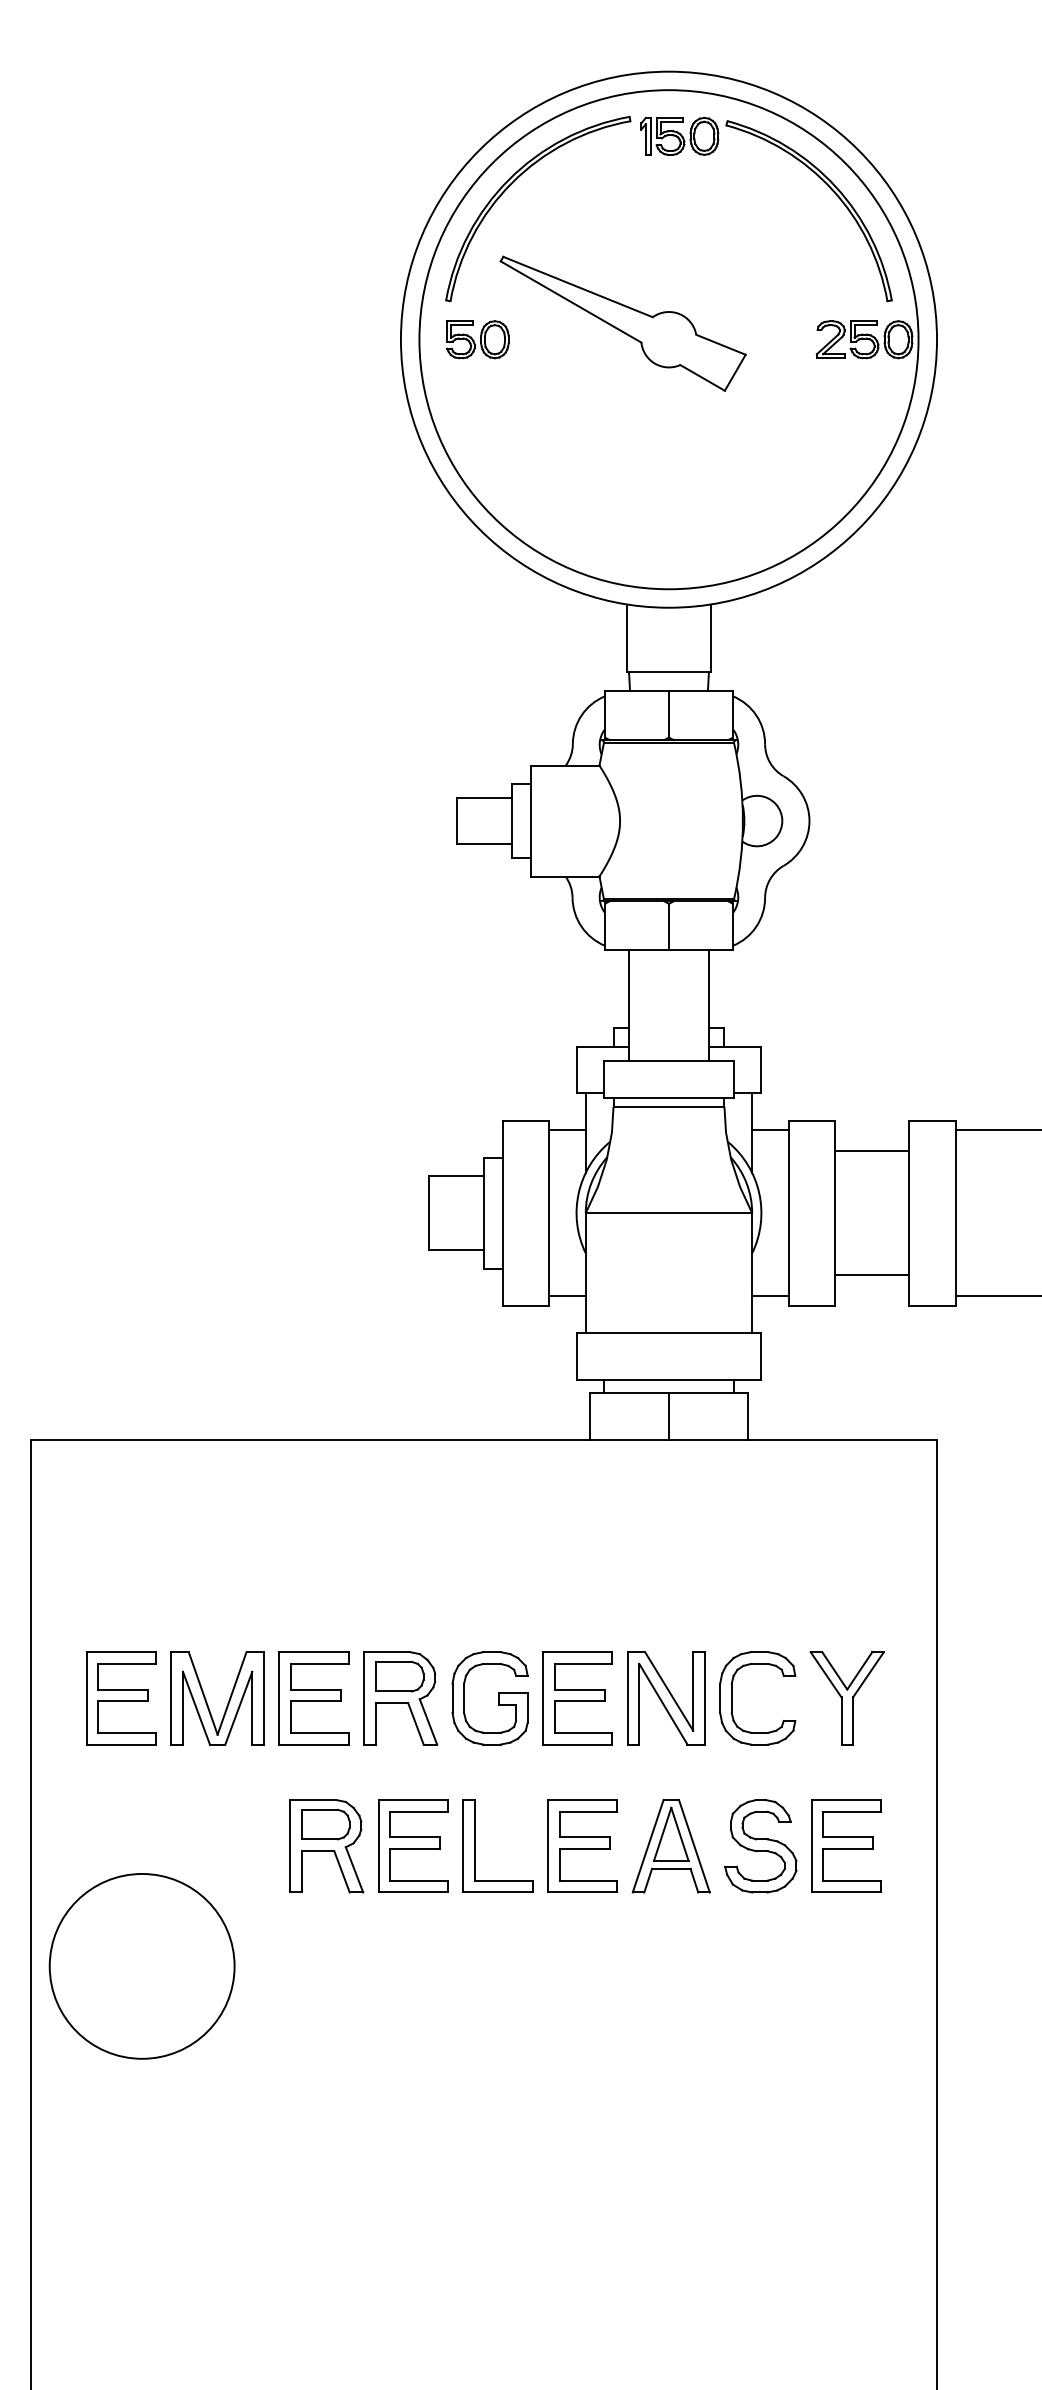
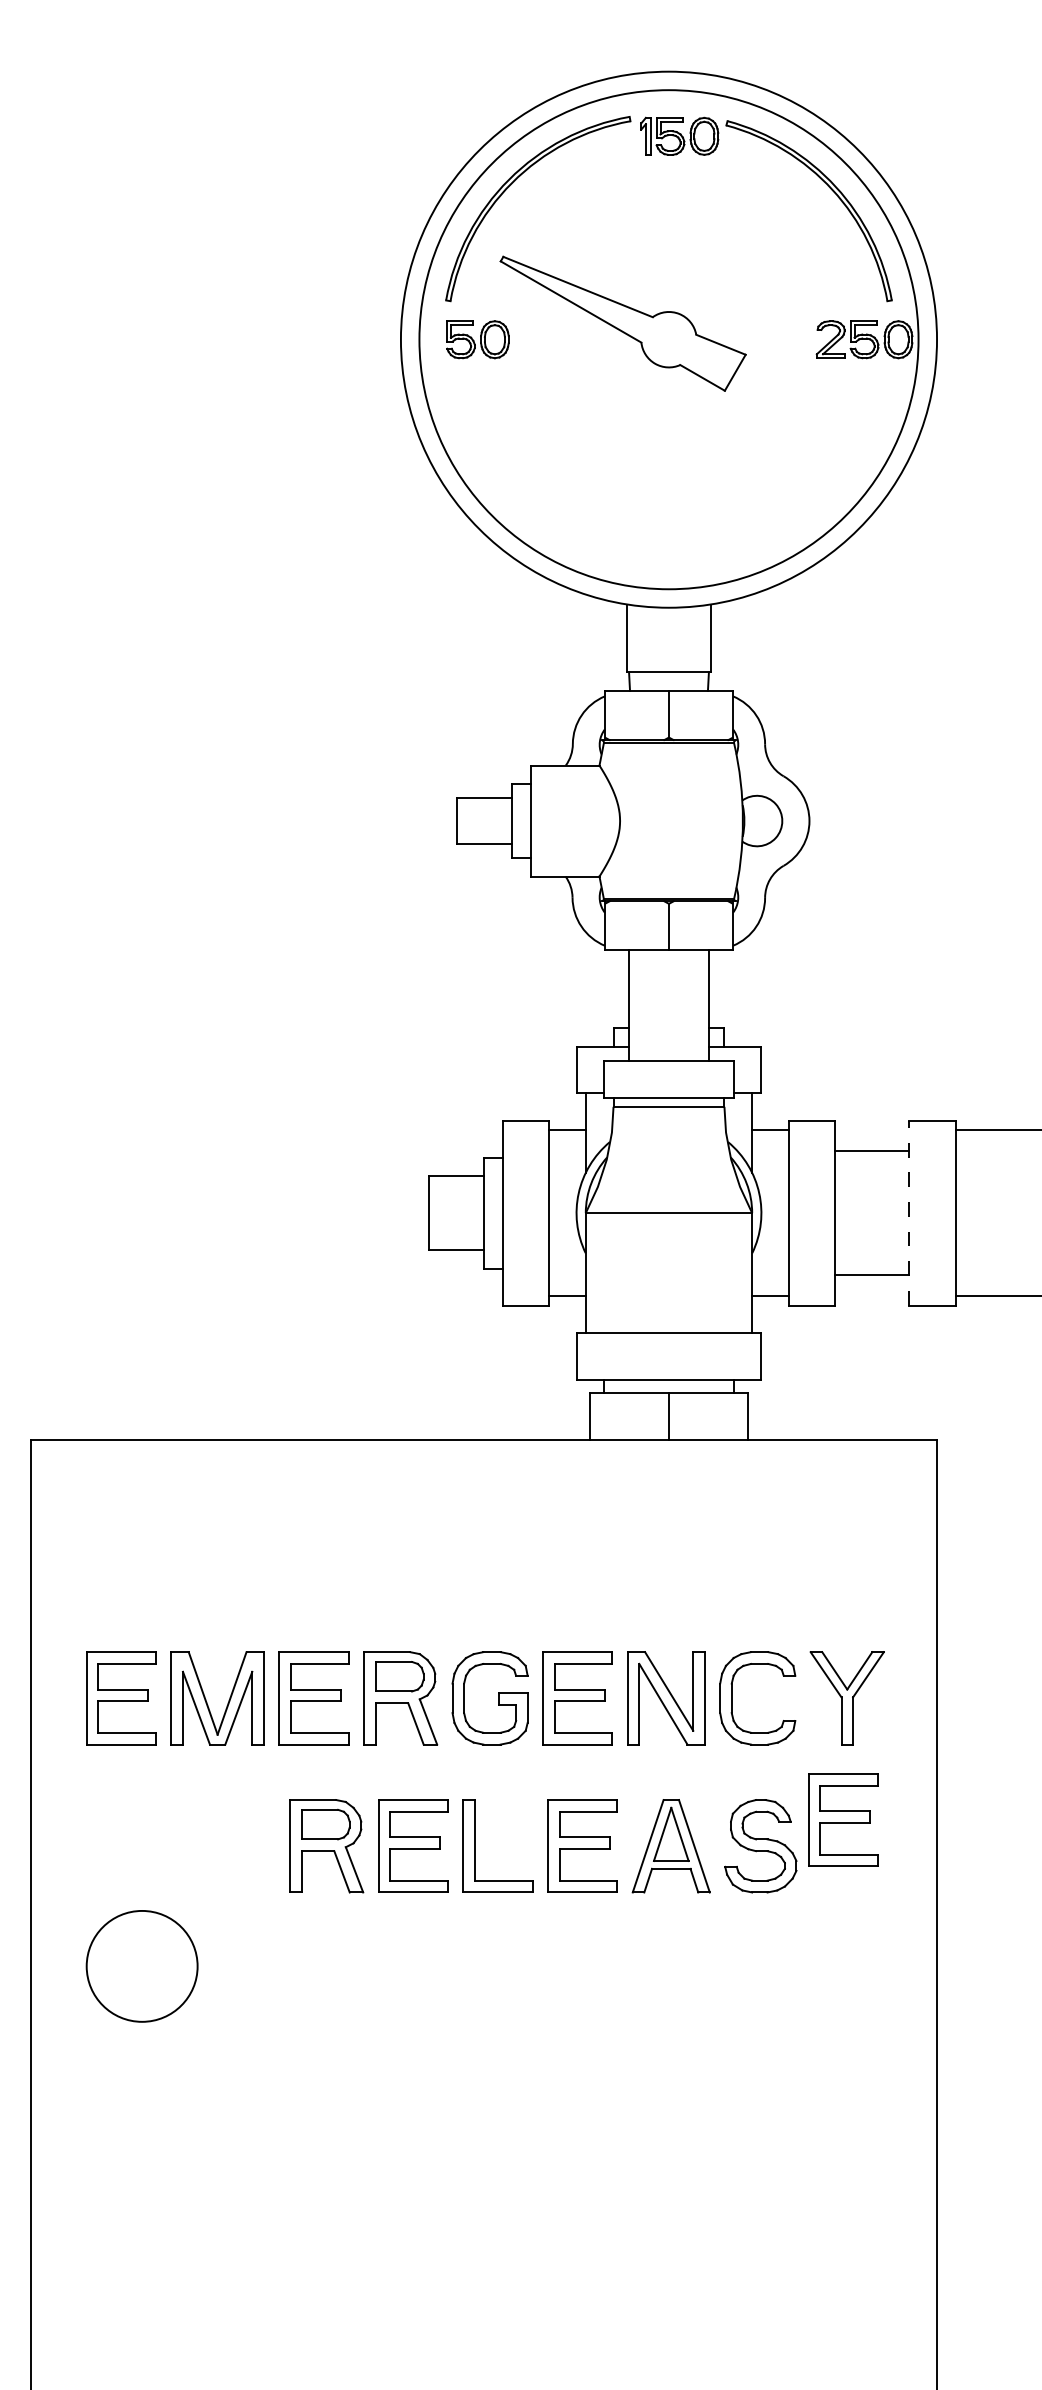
line: solid -> dashed (909, 1212)
part position: (846, 1845) -> (843, 1819) (843, 1819)
circle diameter: 185 px -> 111 px (141, 1965)
